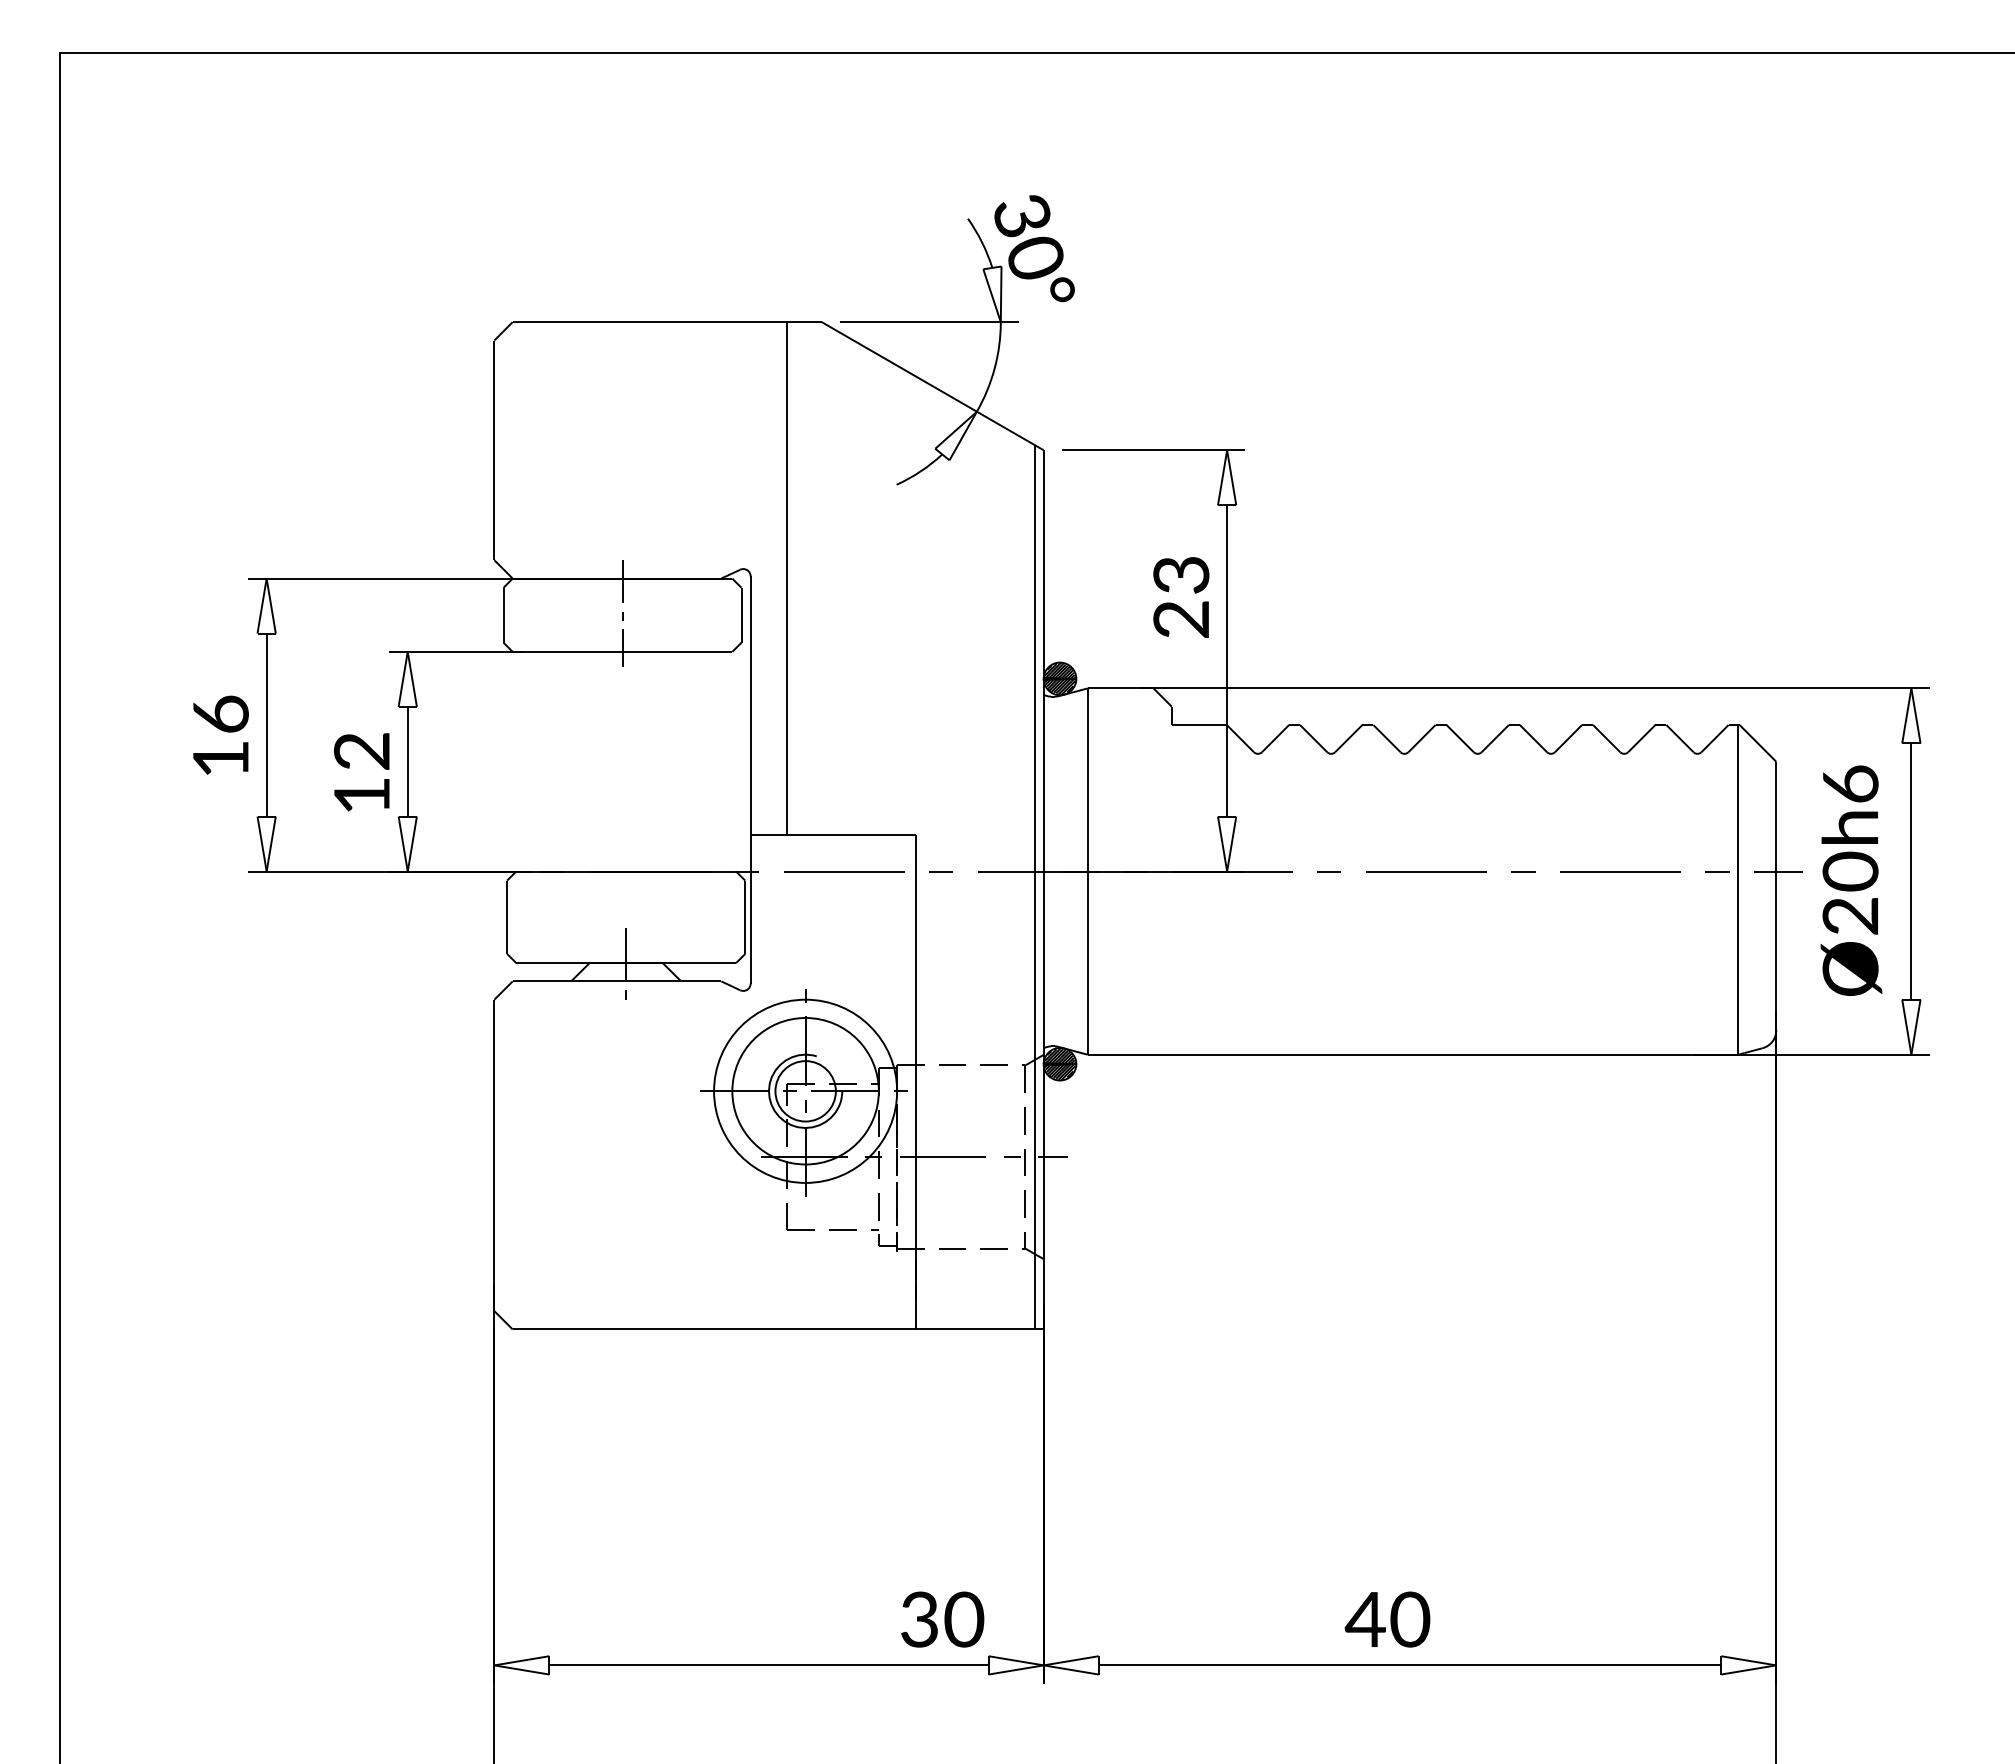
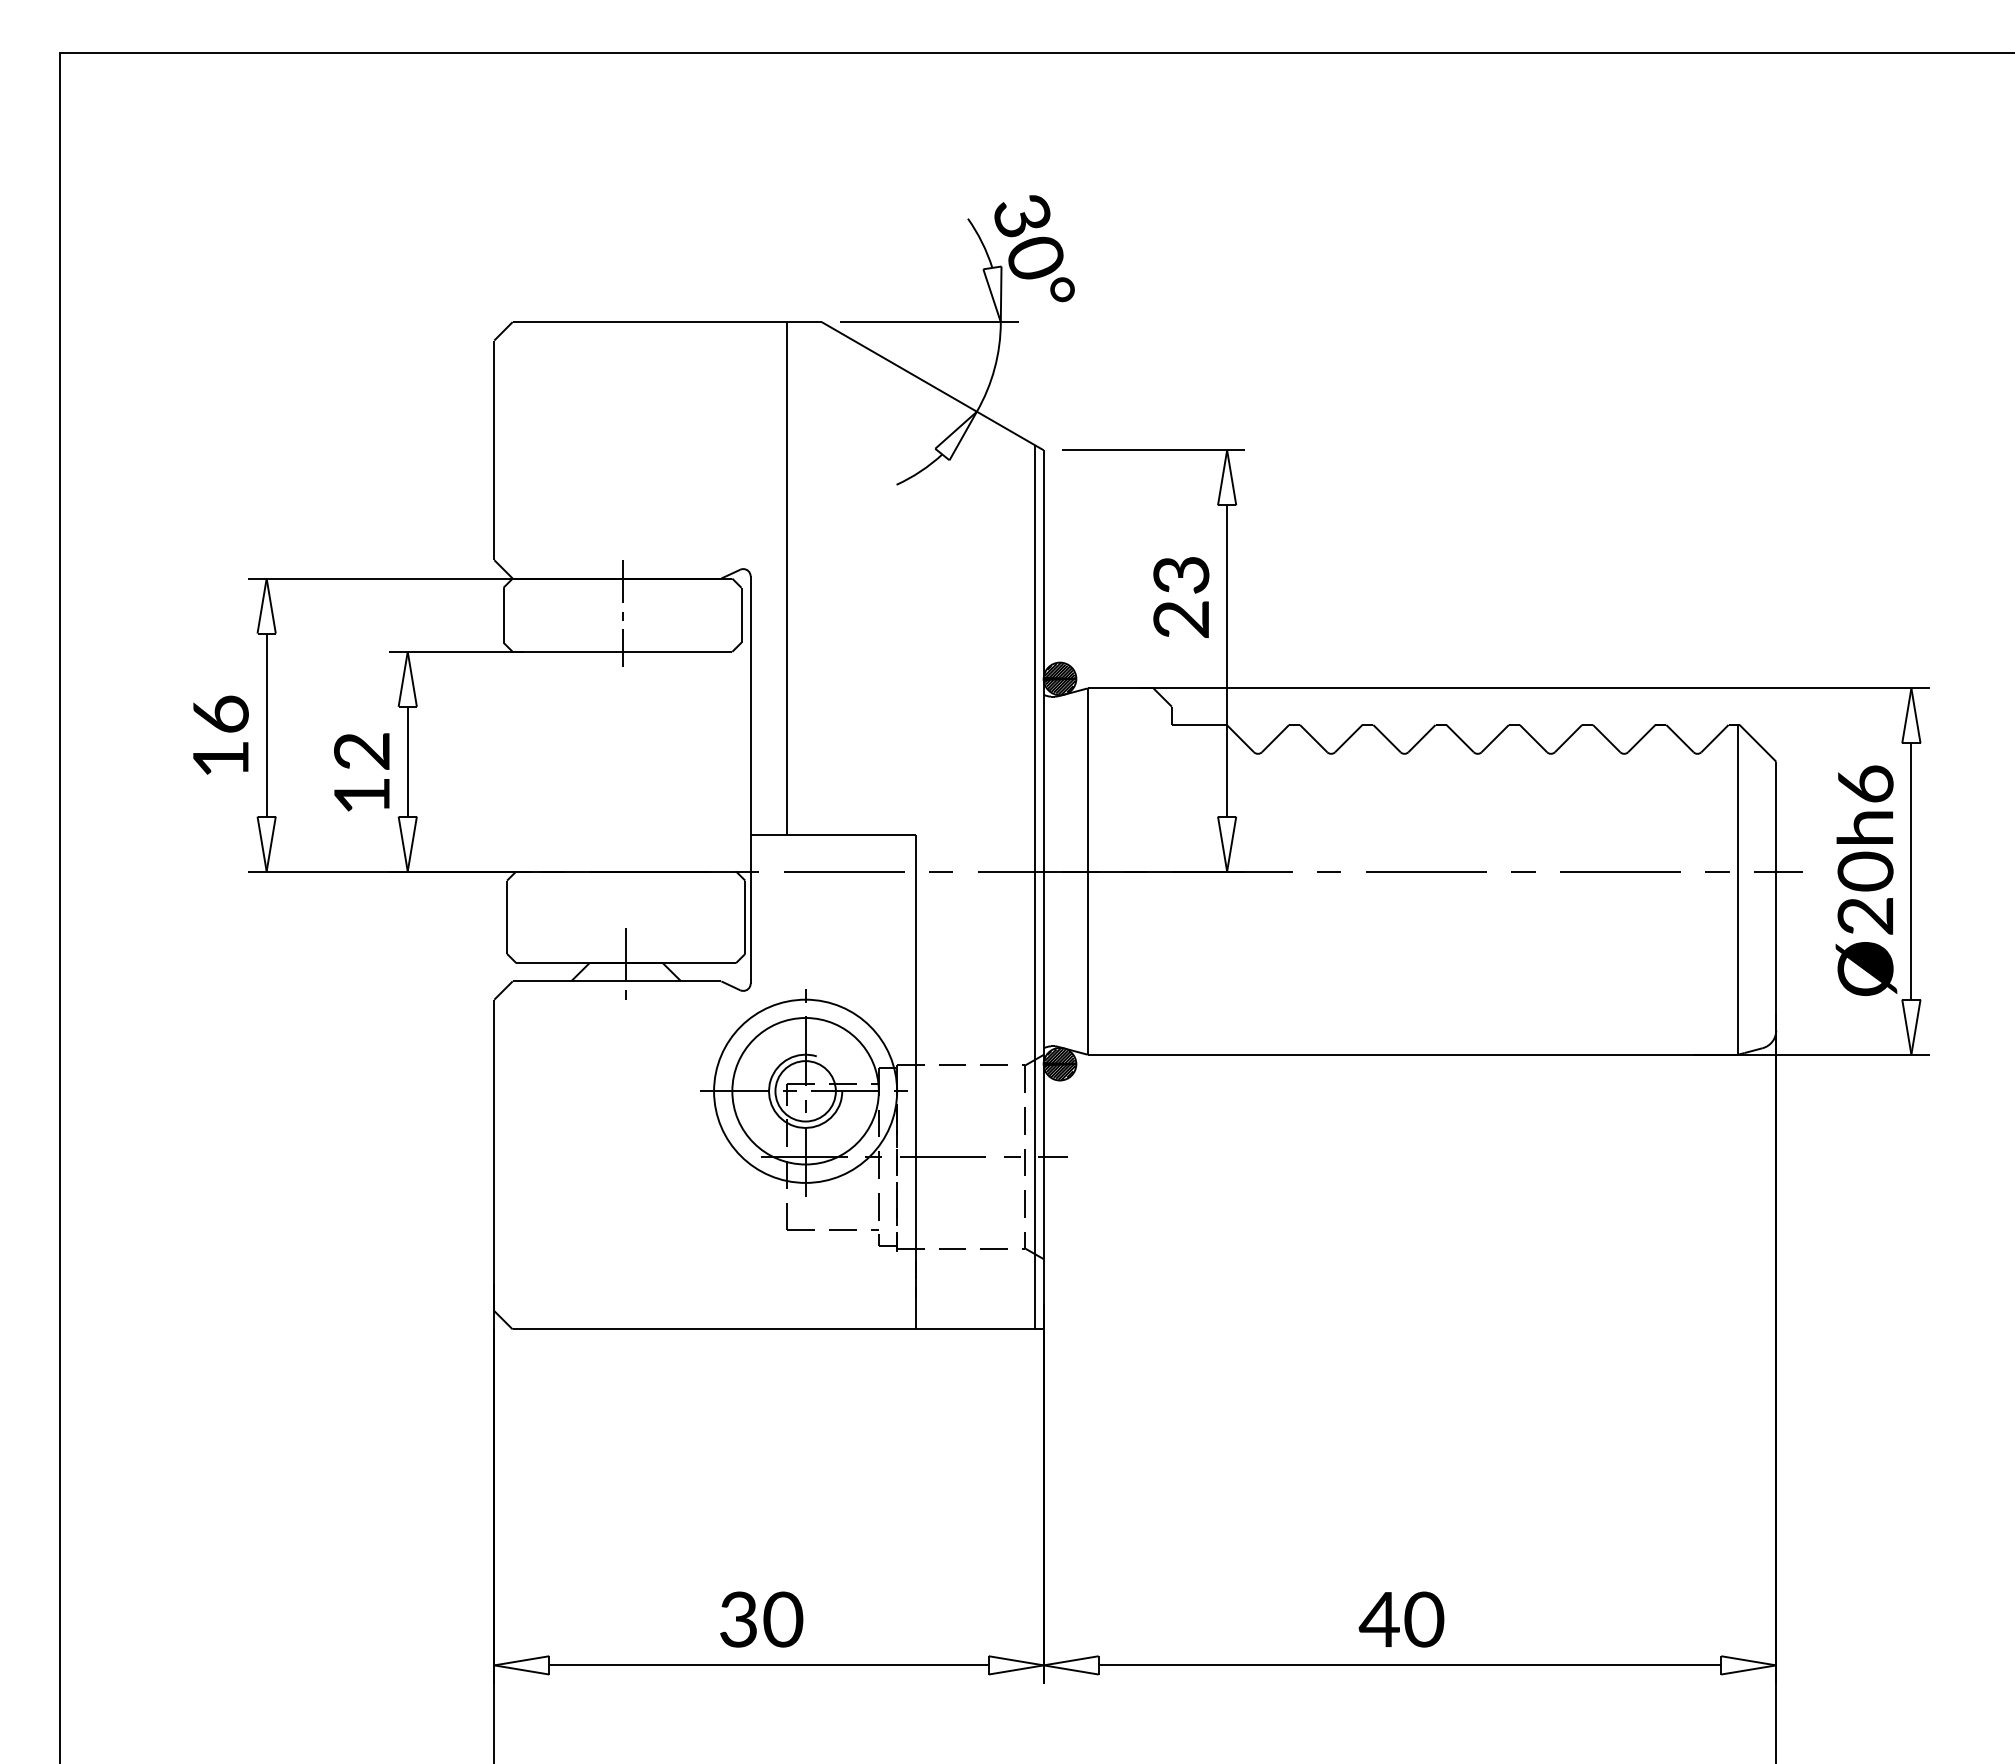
text position: (1851, 880) -> (1866, 880) (1866, 880)
text position: (942, 1619) -> (761, 1619) (761, 1619)
text position: (1387, 1619) -> (1401, 1619) (1401, 1619)
